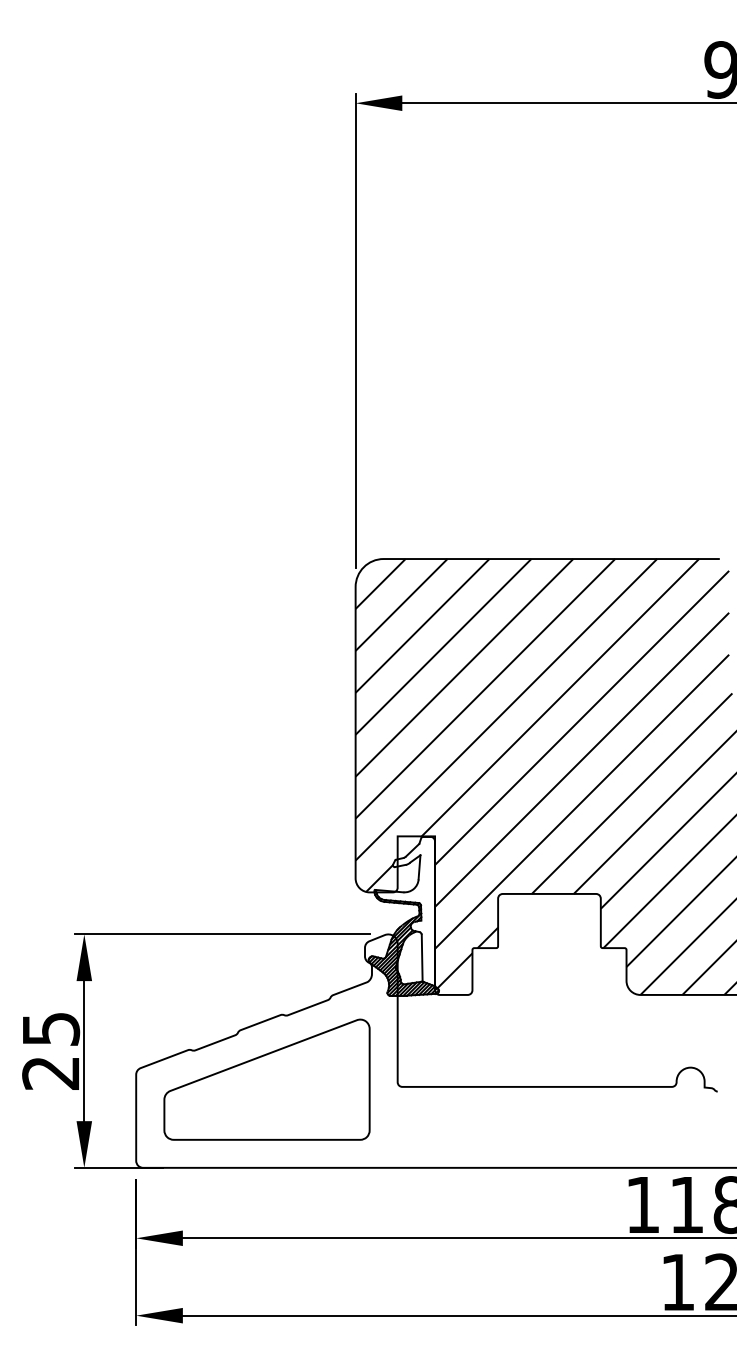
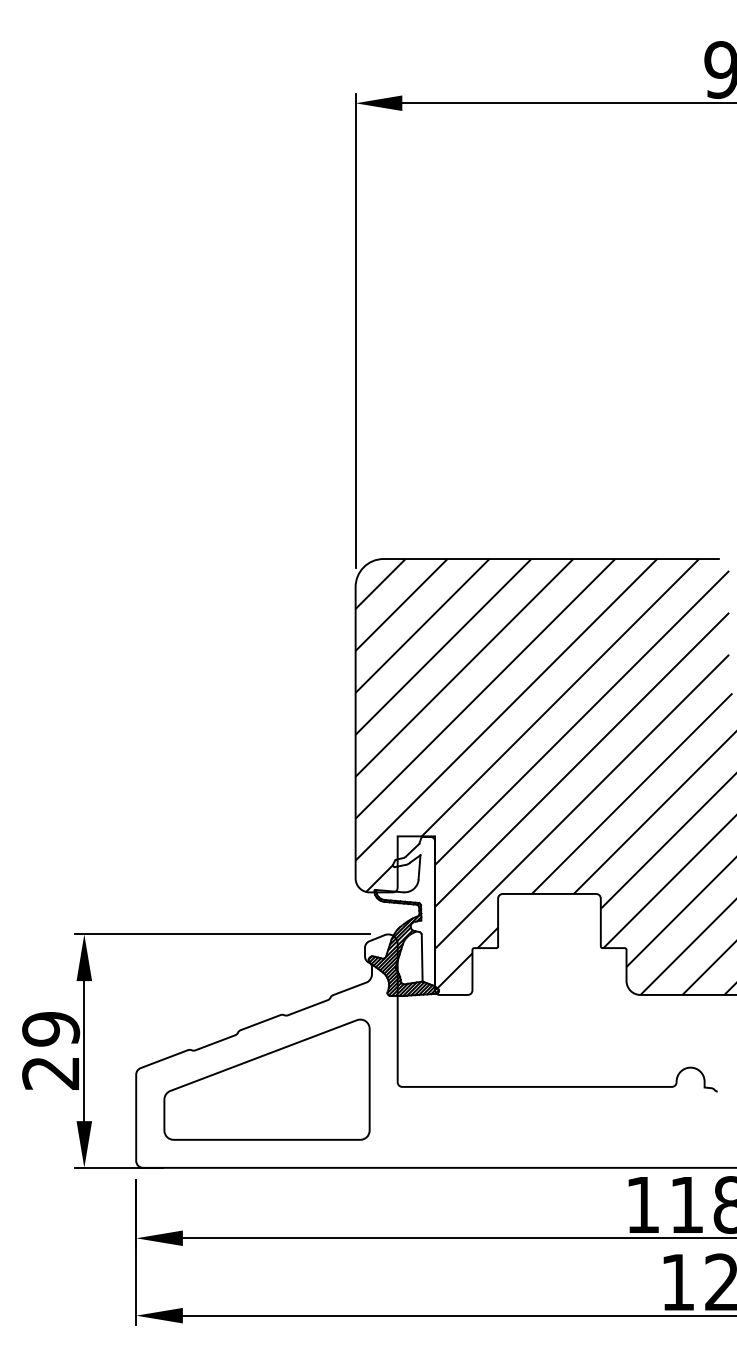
text: 25 -> 29 (50, 1029)
